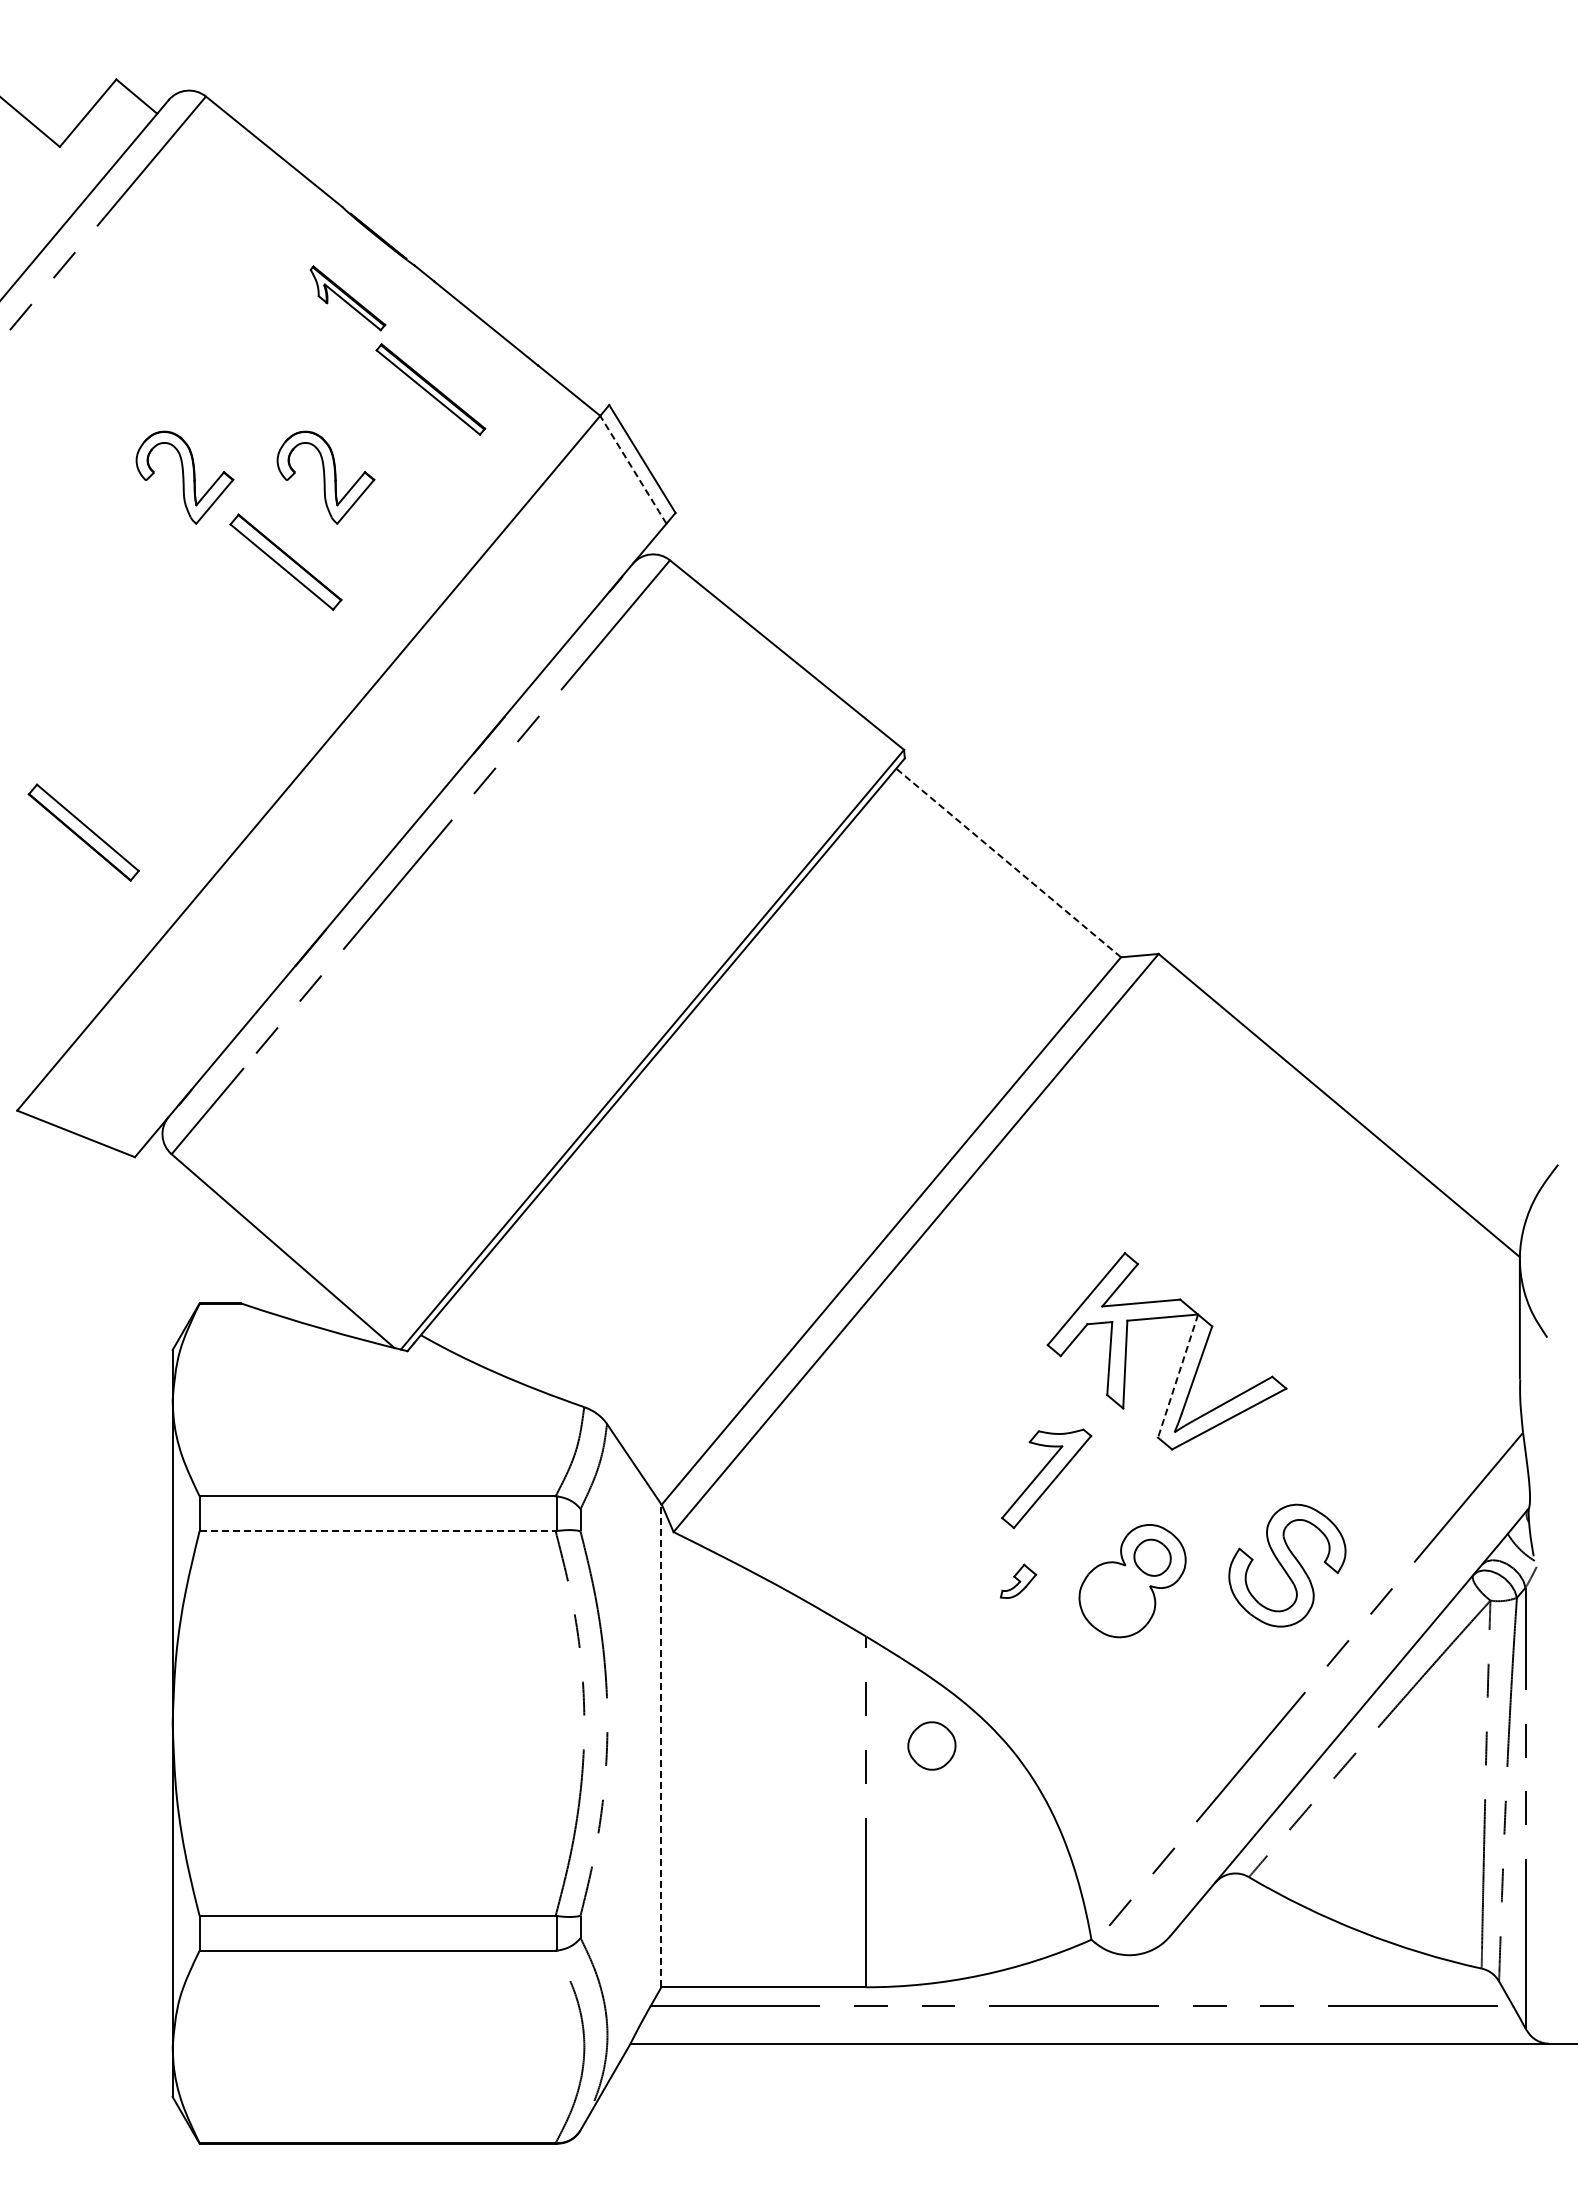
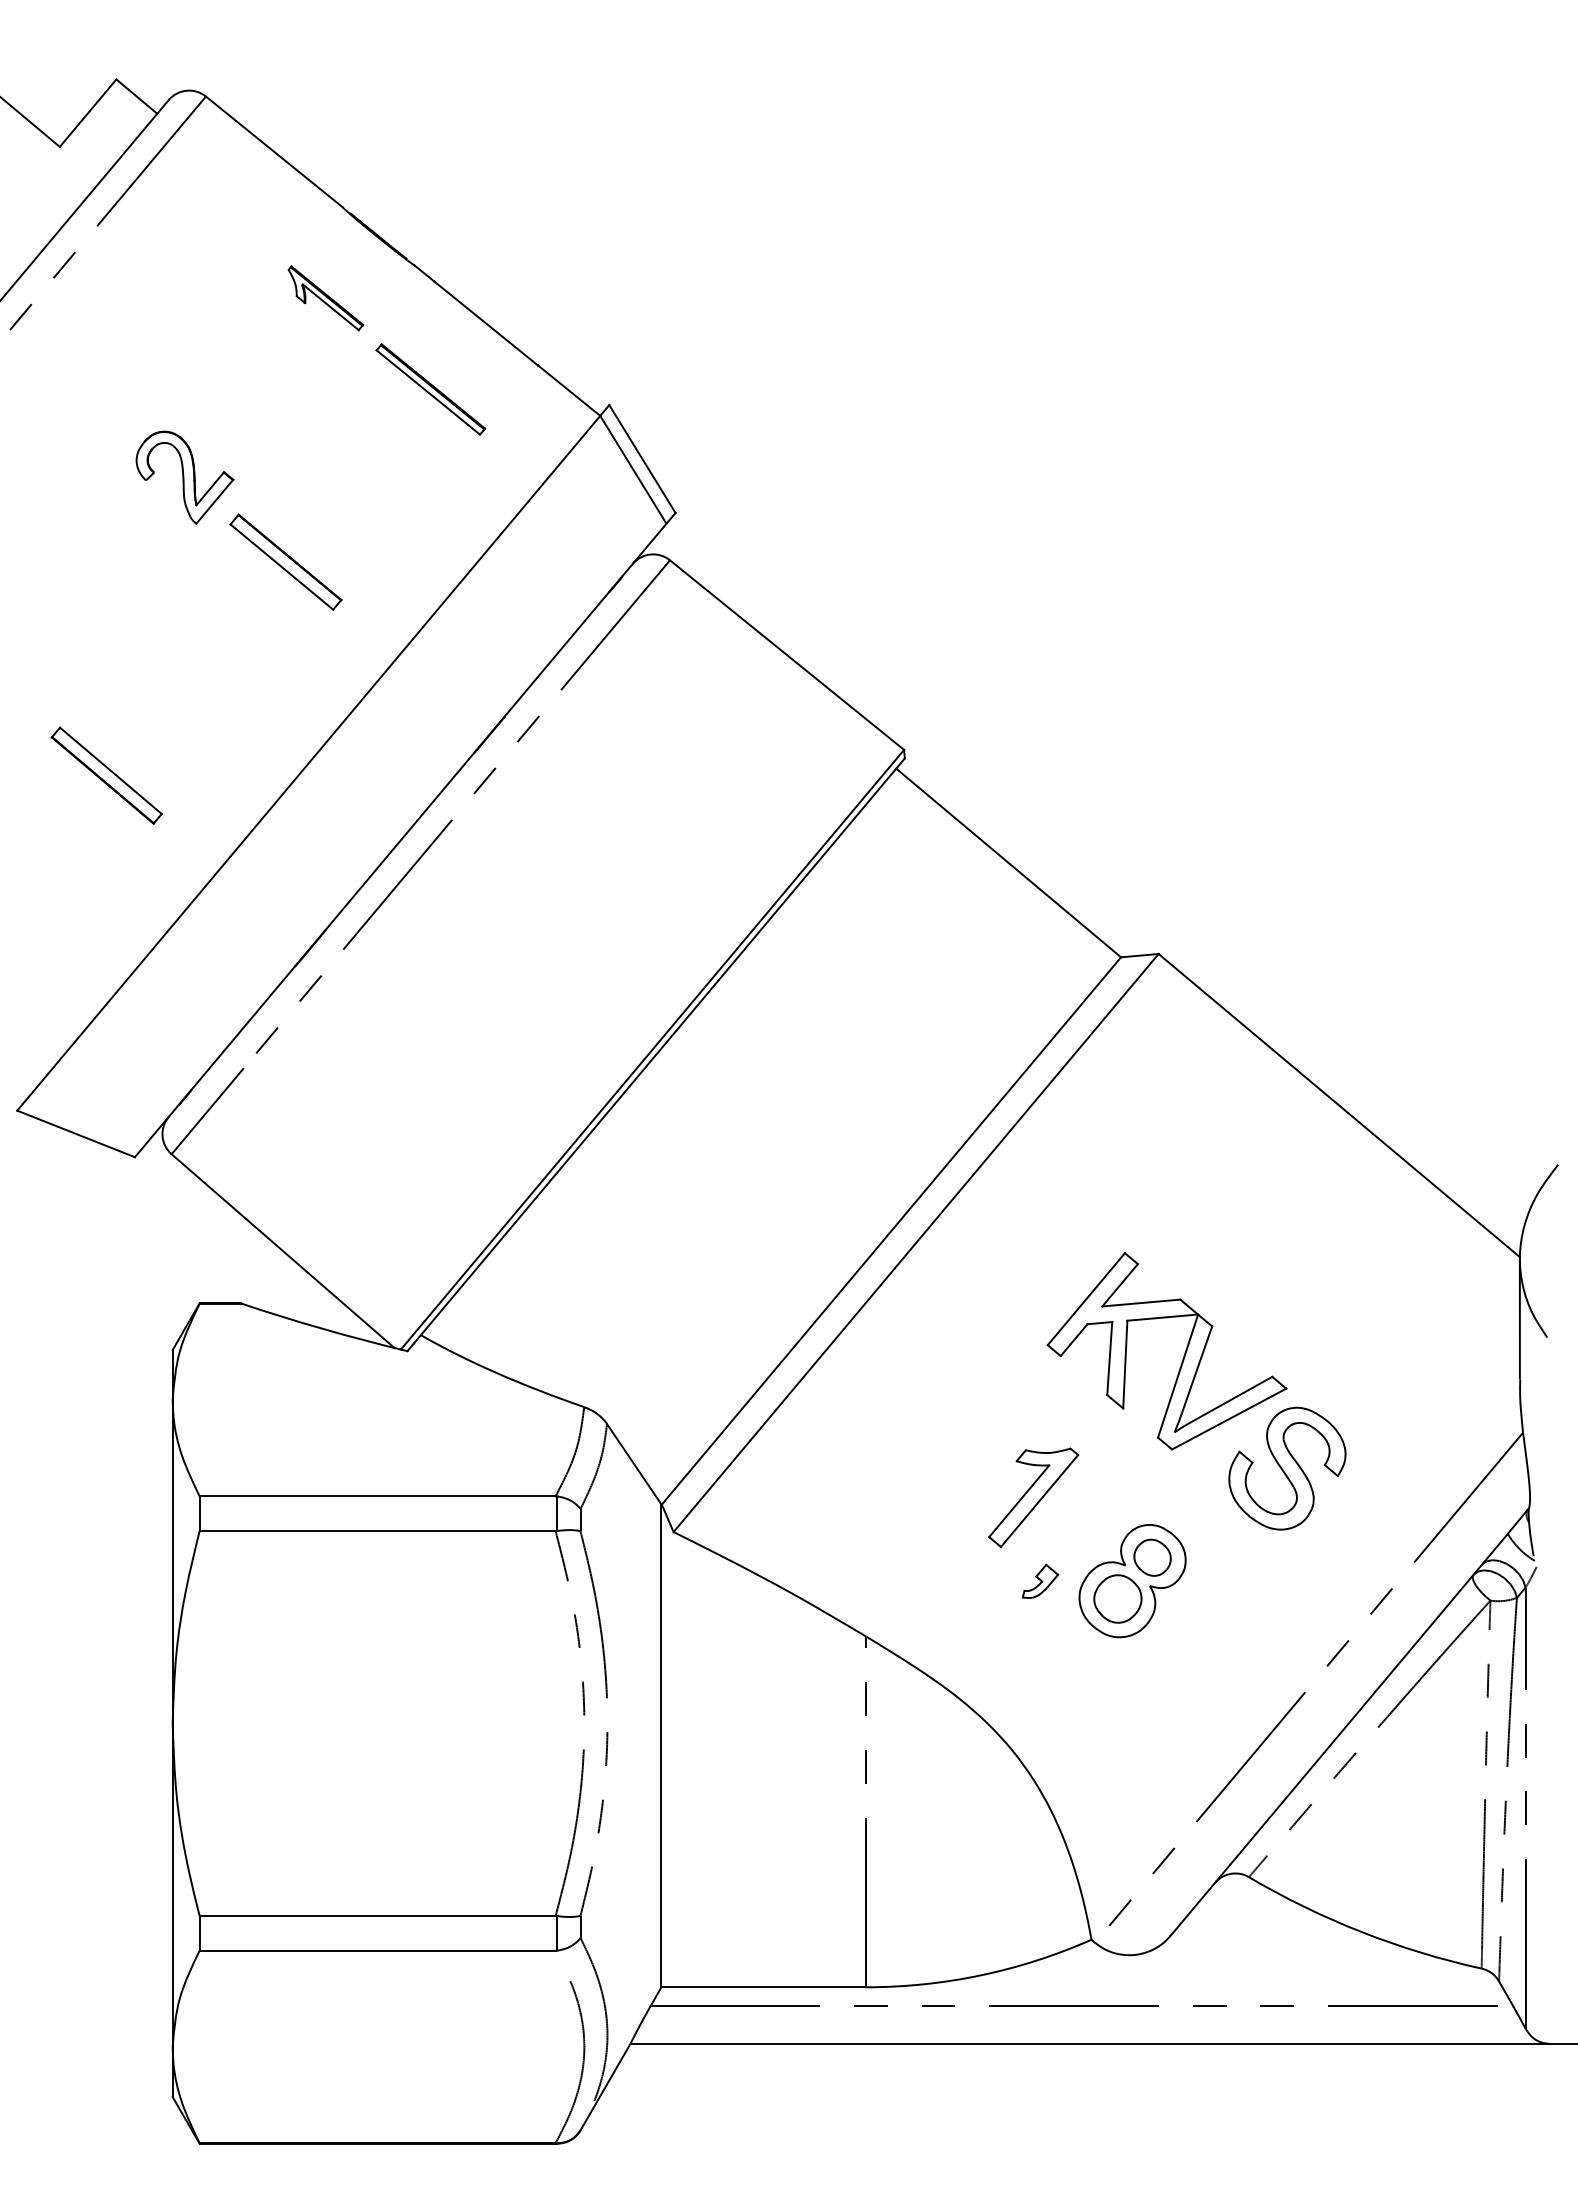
part position: (347, 298) -> (325, 298) (325, 298)
line: dashed -> solid (633, 470)
part: present -> none (325, 477)
part position: (83, 832) -> (106, 775) (106, 775)
line: dashed -> solid (1008, 862)
line: dashed -> solid (1178, 1376)
part position: (1046, 1478) -> (1033, 1497) (1033, 1497)
line: dashed -> solid (377, 1531)
part position: (1287, 1565) -> (1287, 1468) (1287, 1468)
part position: (1018, 1580) -> (1040, 1580) (1040, 1580)
line: dashed -> solid (661, 1745)
part position: (931, 1745) -> (1117, 1598) (1117, 1598)
